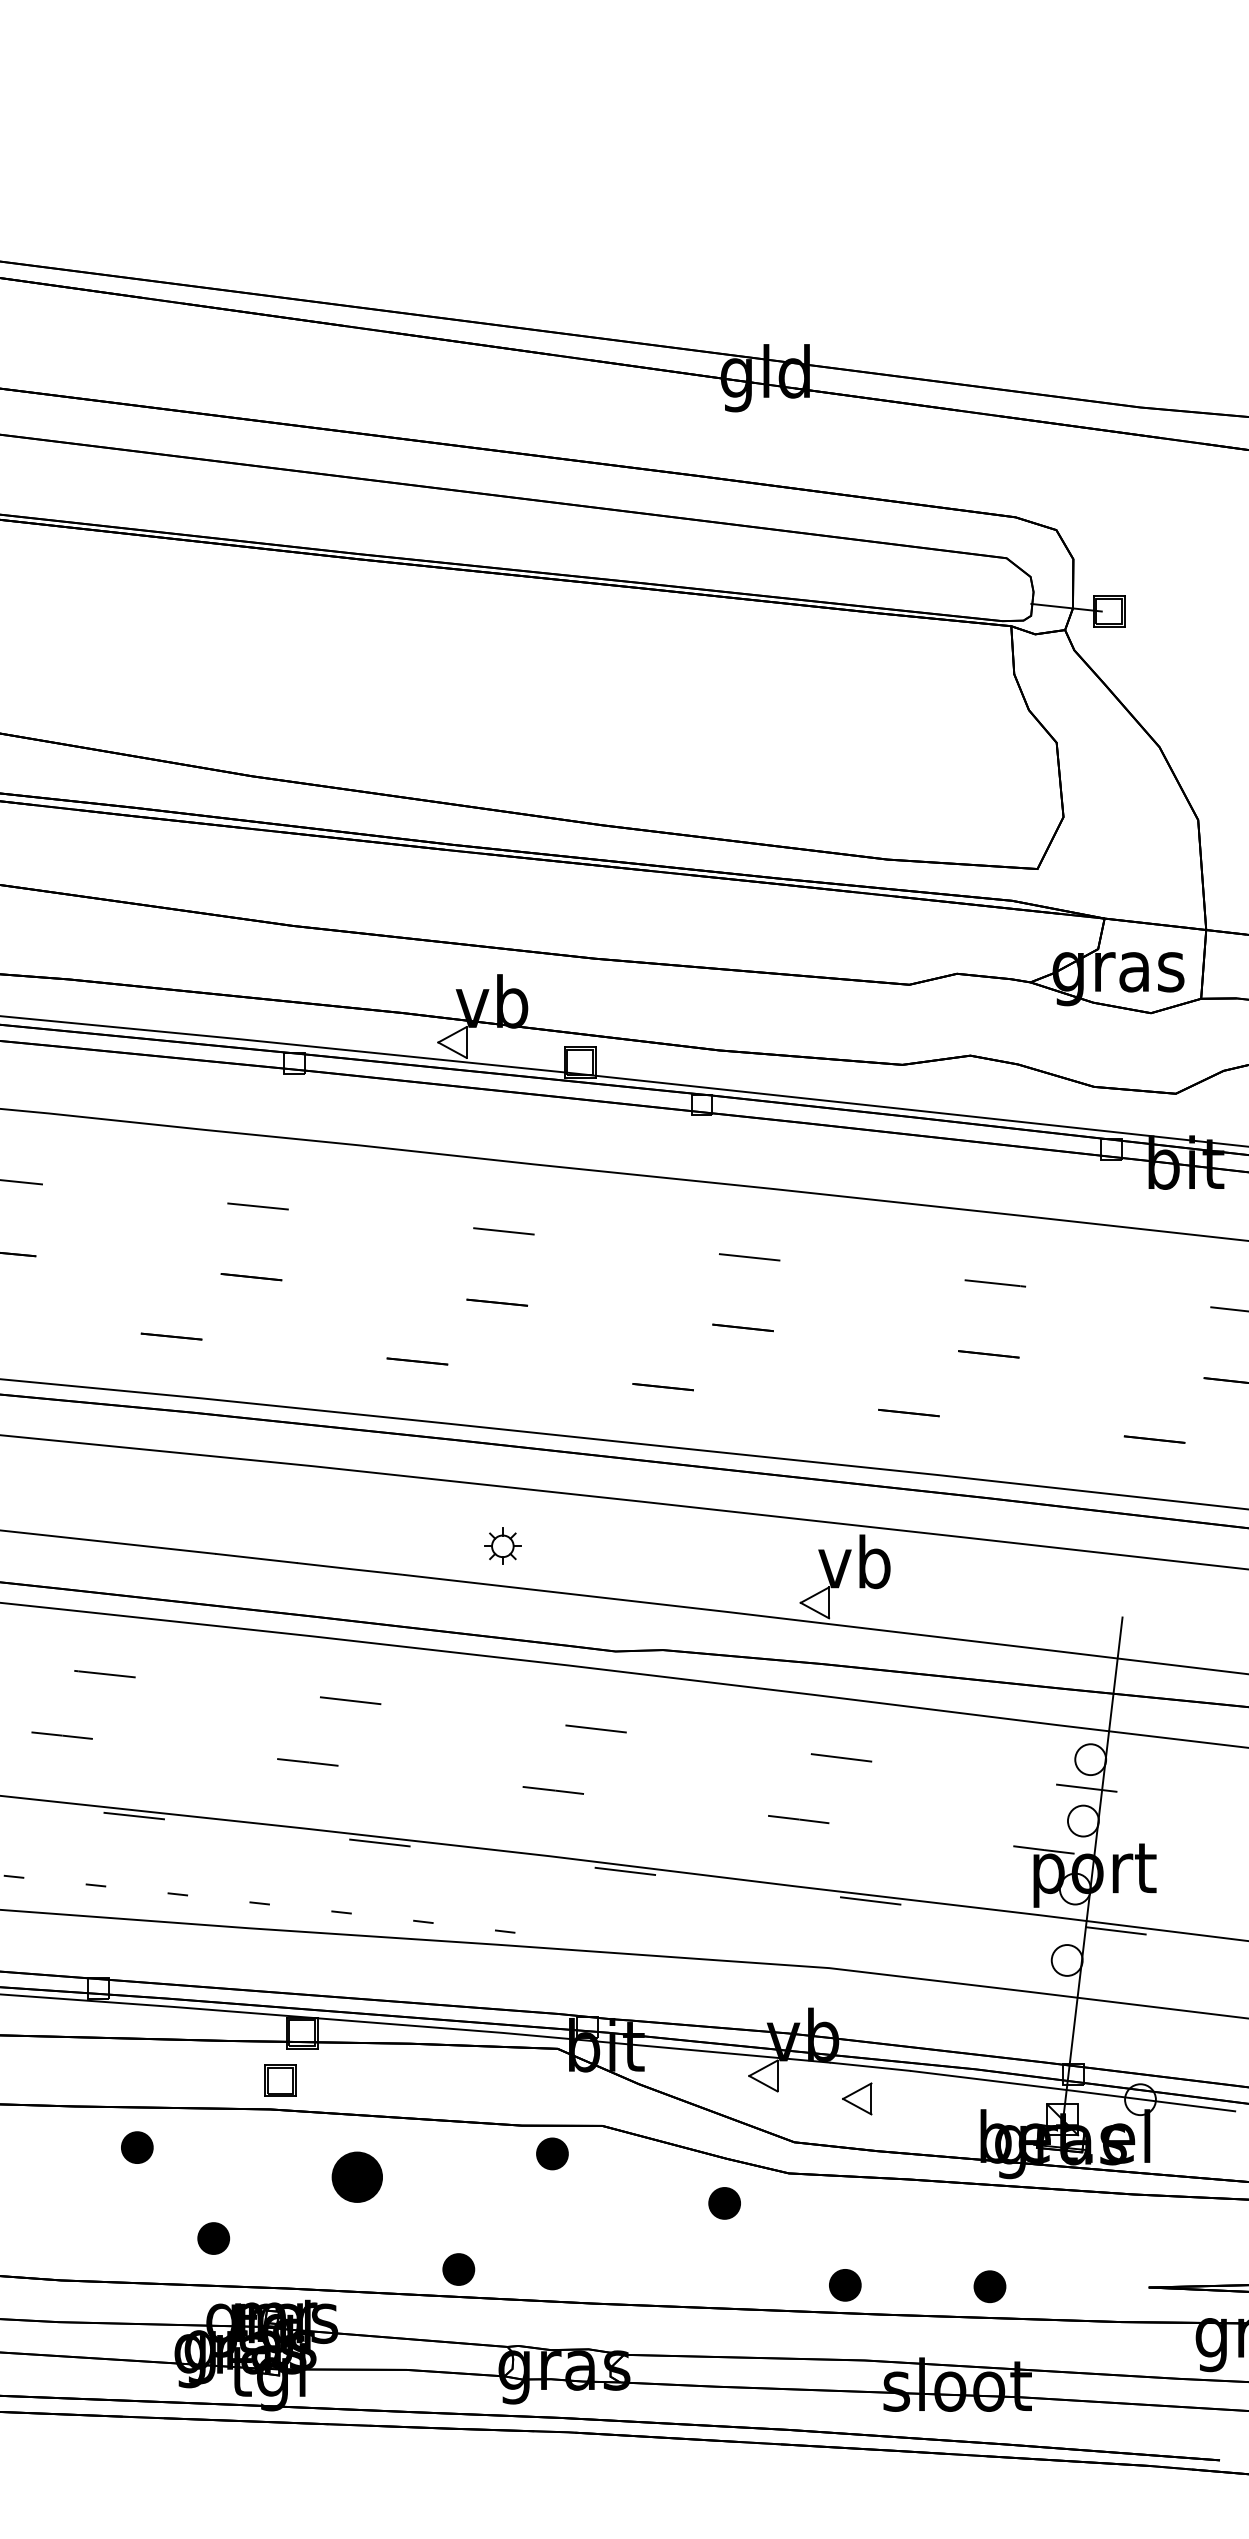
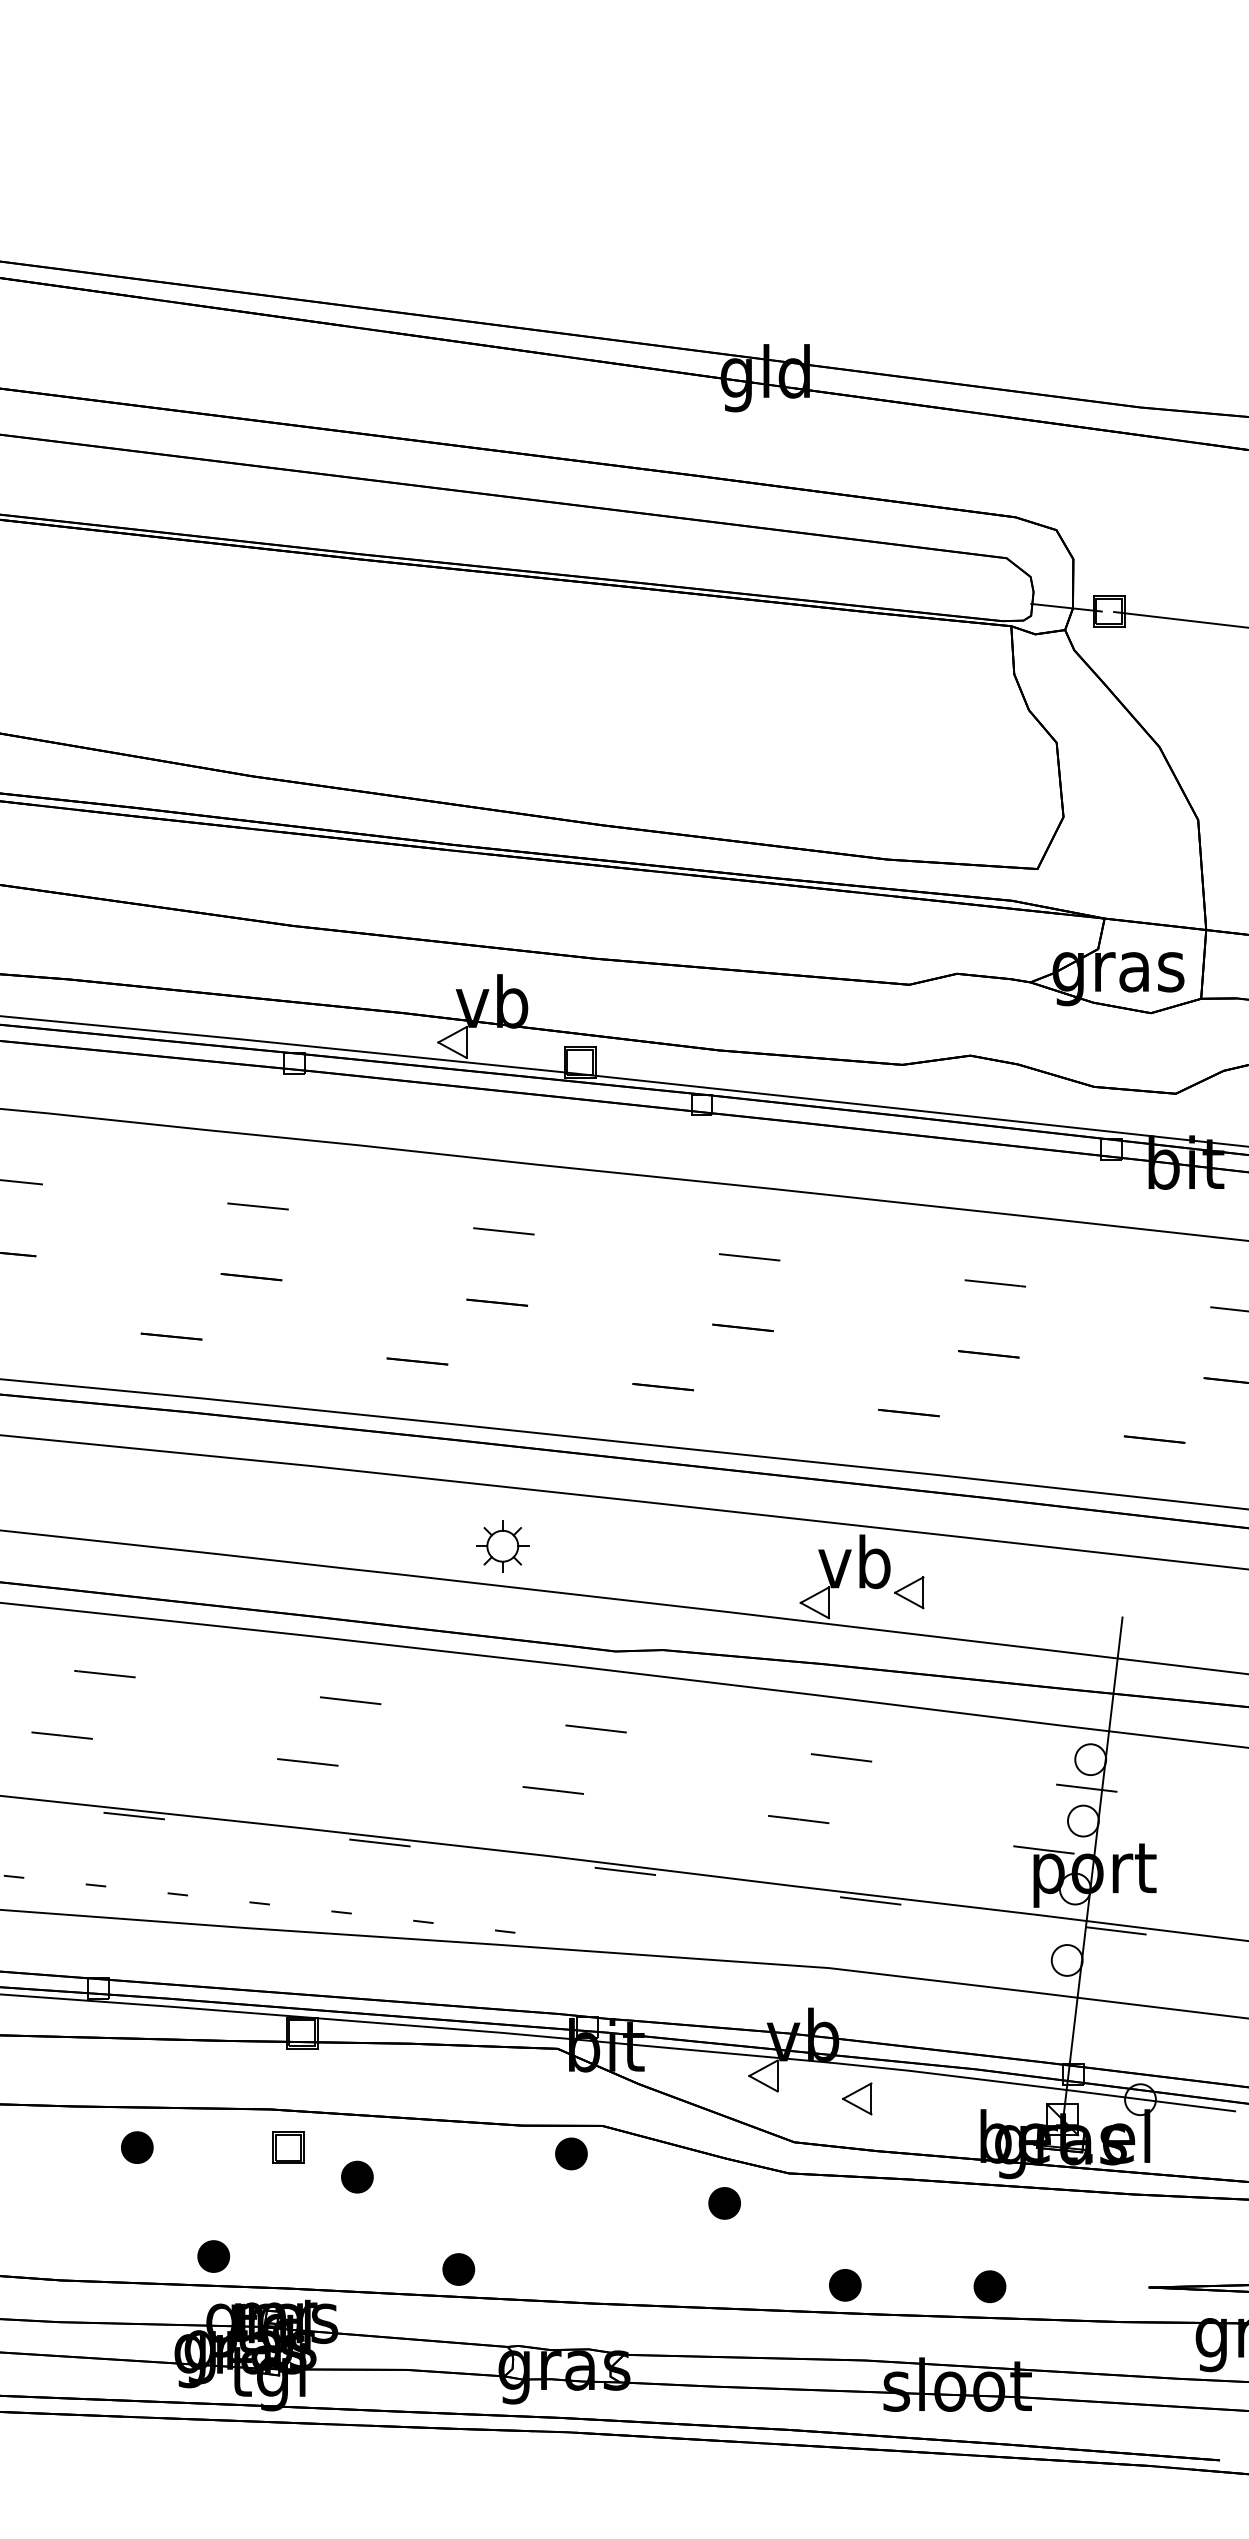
line: none -> present (1179, 619)
part size: 38x38 px -> 54x53 px (502, 1546)
part: none -> present (909, 1592)
part position: (280, 2080) -> (288, 2147) (288, 2147)
part position: (552, 2153) -> (571, 2153) (571, 2153)
part size: 52x52 px -> 33x34 px (357, 2176)
part position: (213, 2238) -> (213, 2256) (213, 2256)
